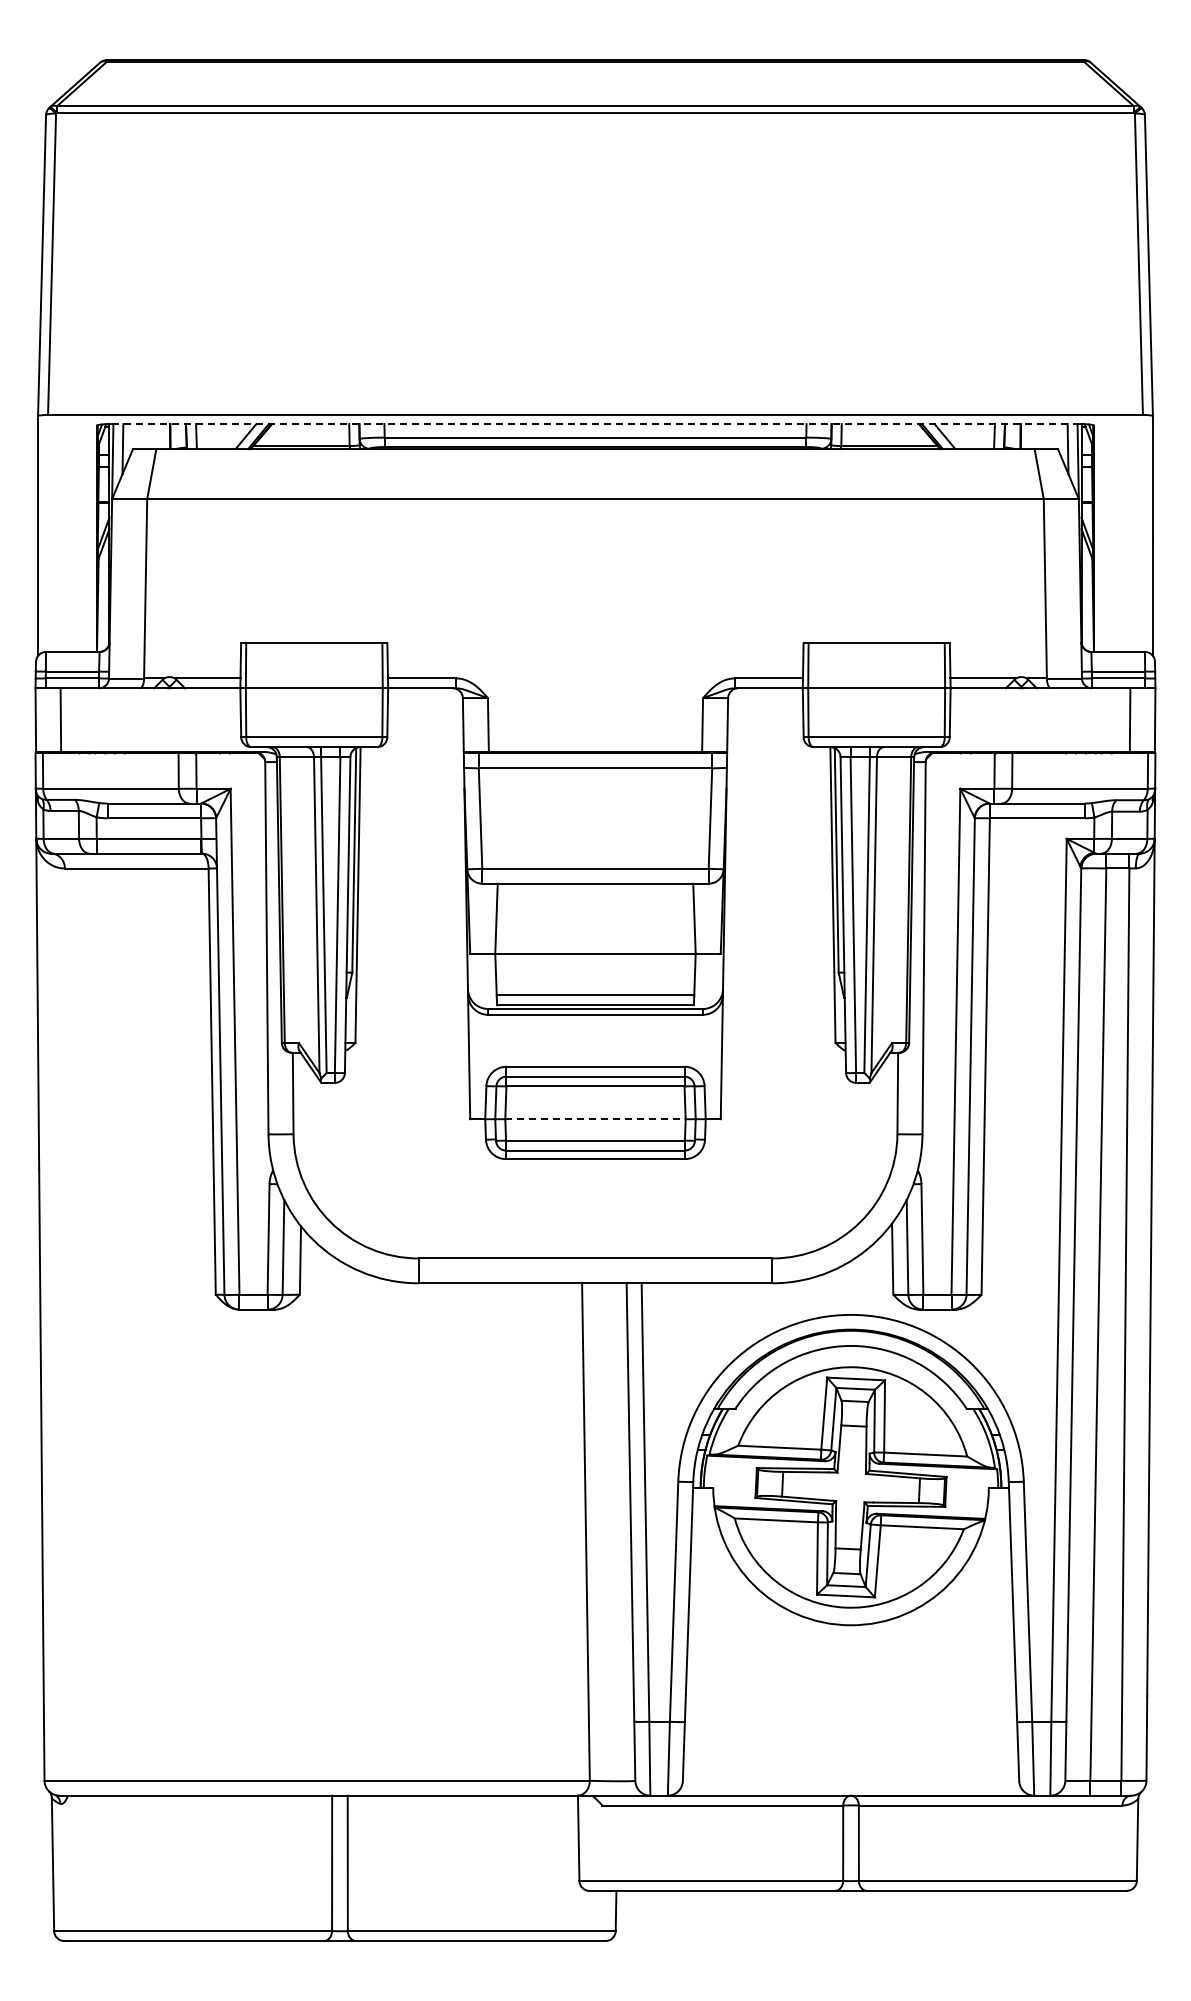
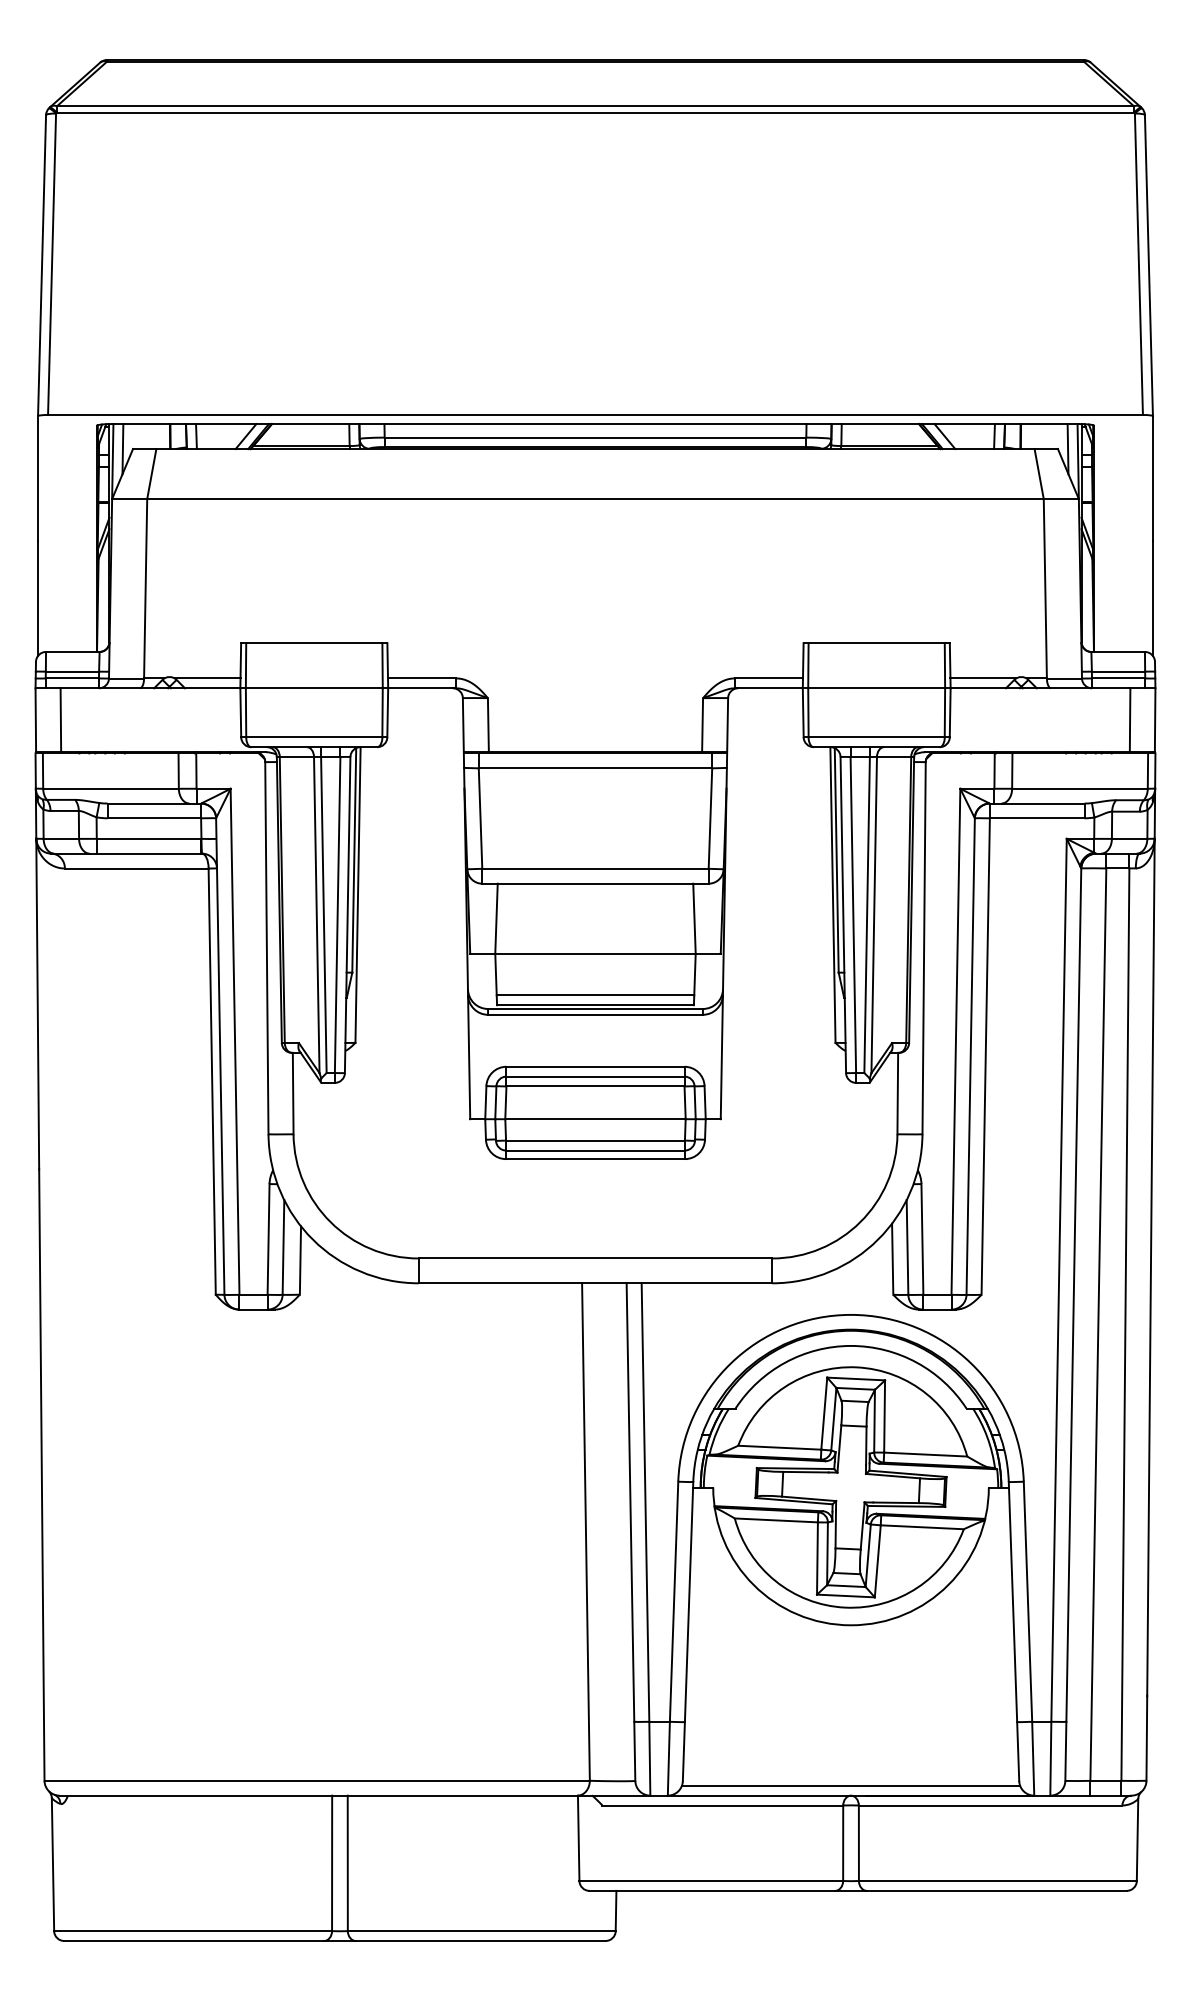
line: dashed -> solid (595, 424)
line: dashed -> solid (595, 1119)
line: none -> present (850, 1785)
